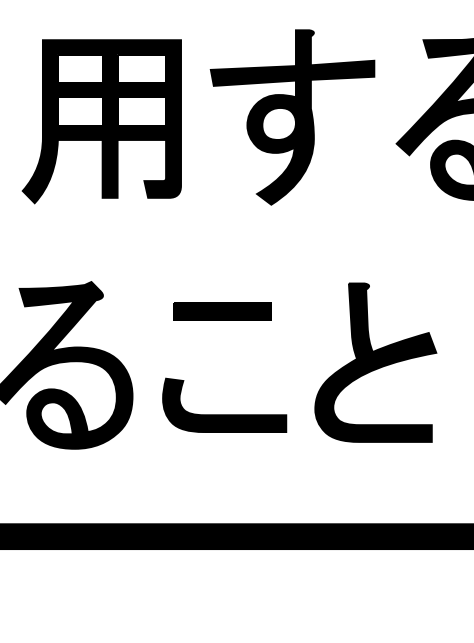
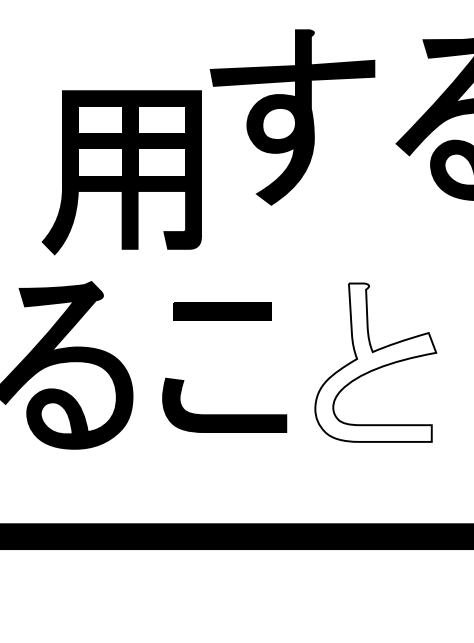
part position: (101, 121) -> (121, 172) (121, 172)
fill: present -> none (375, 362)
